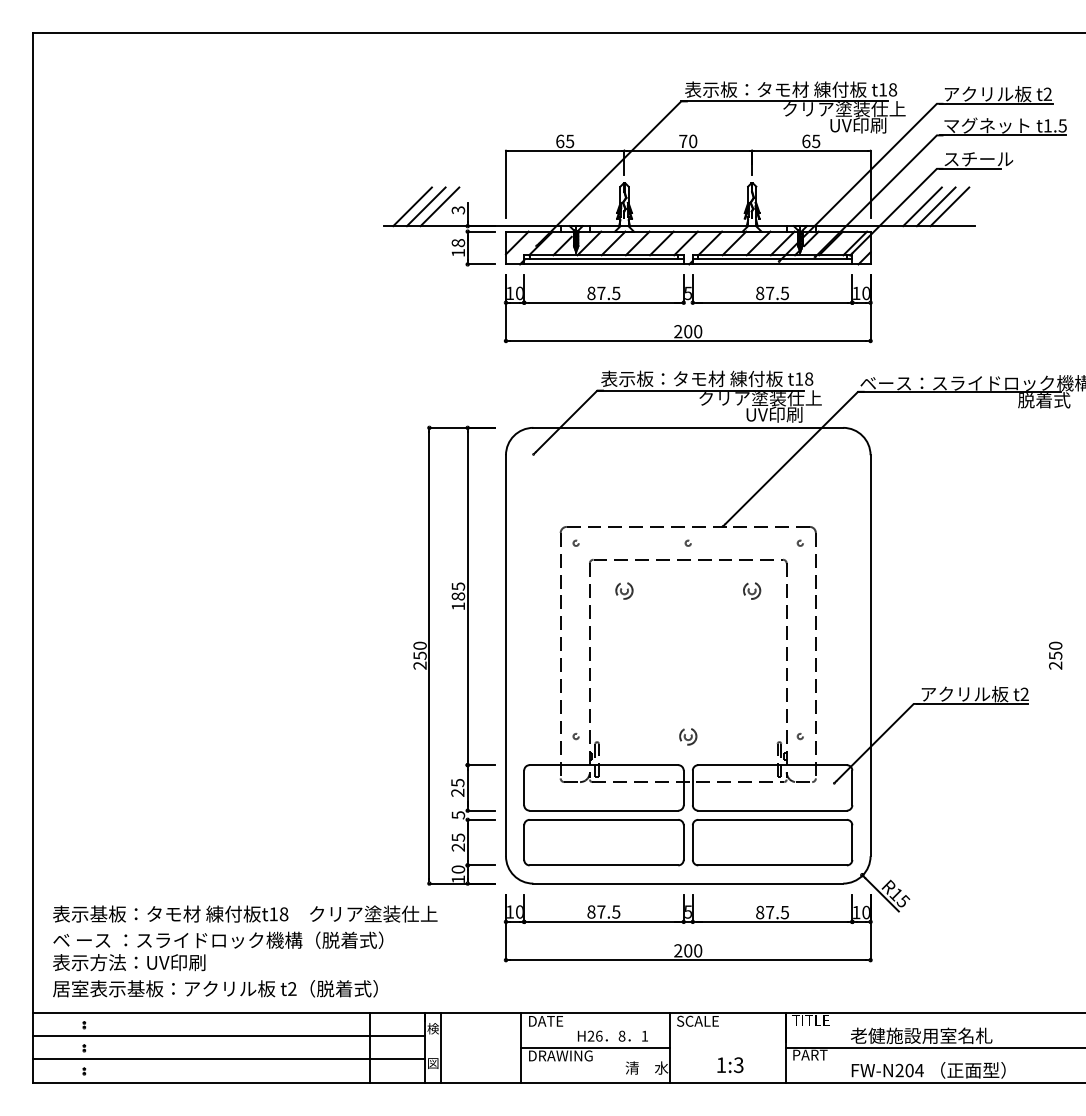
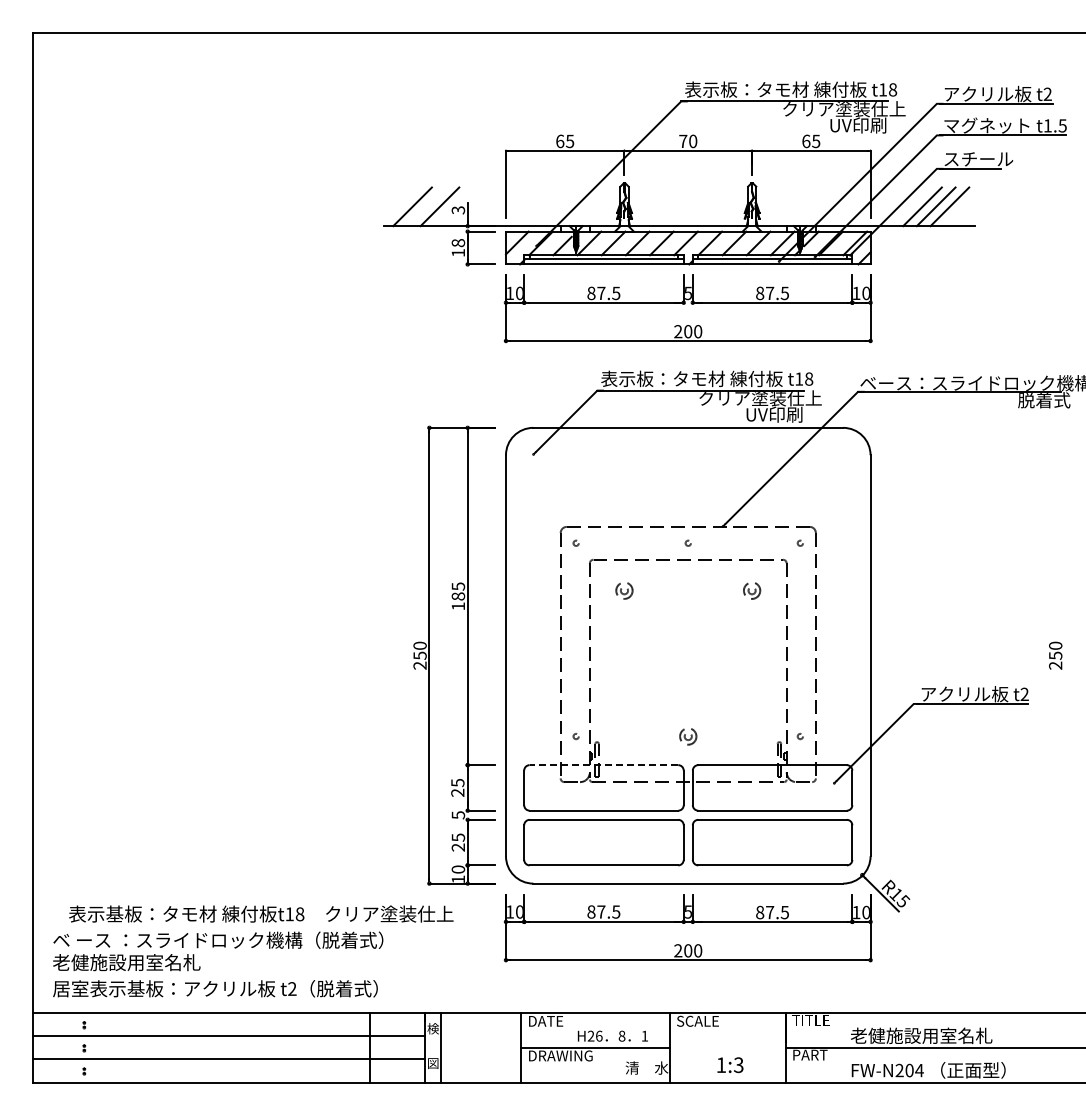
line: present -> none (425, 206)
line: solid -> dashed (603, 765)
text position: (245, 913) -> (261, 913) (261, 913)
text: 表示方法：UV印刷 -> 老健施設用室名札 (129, 962)
